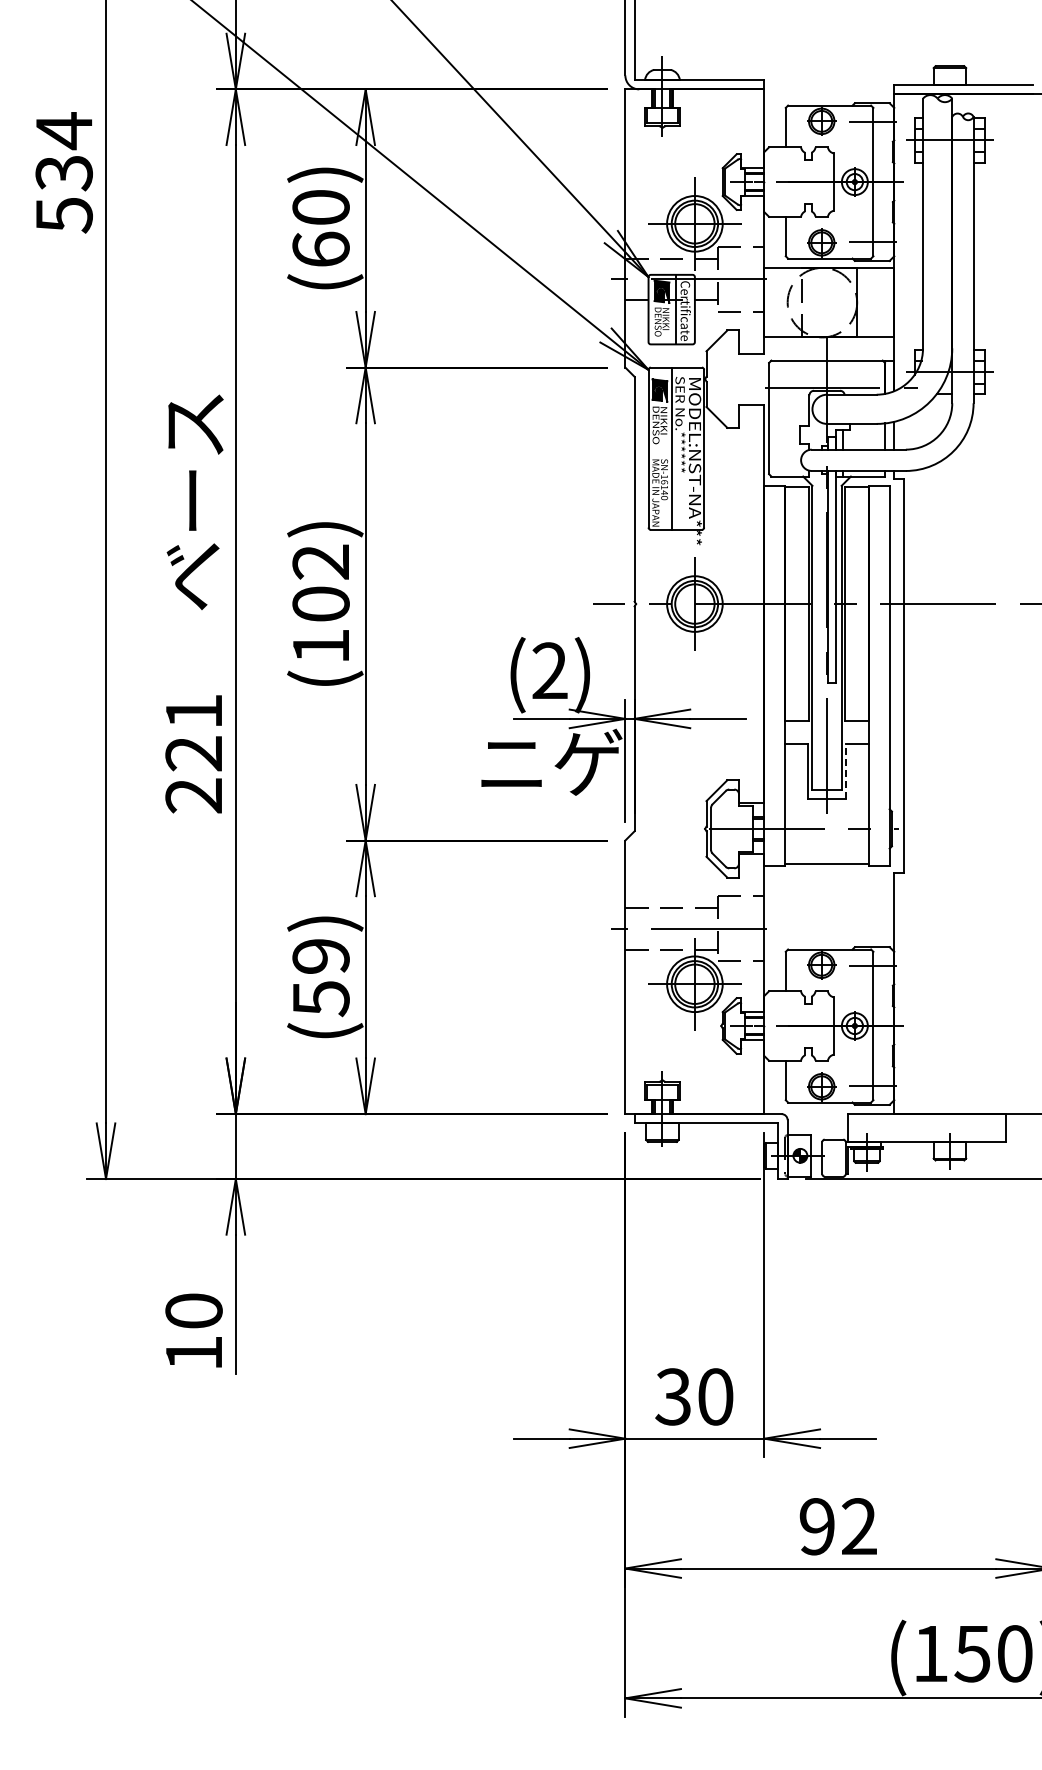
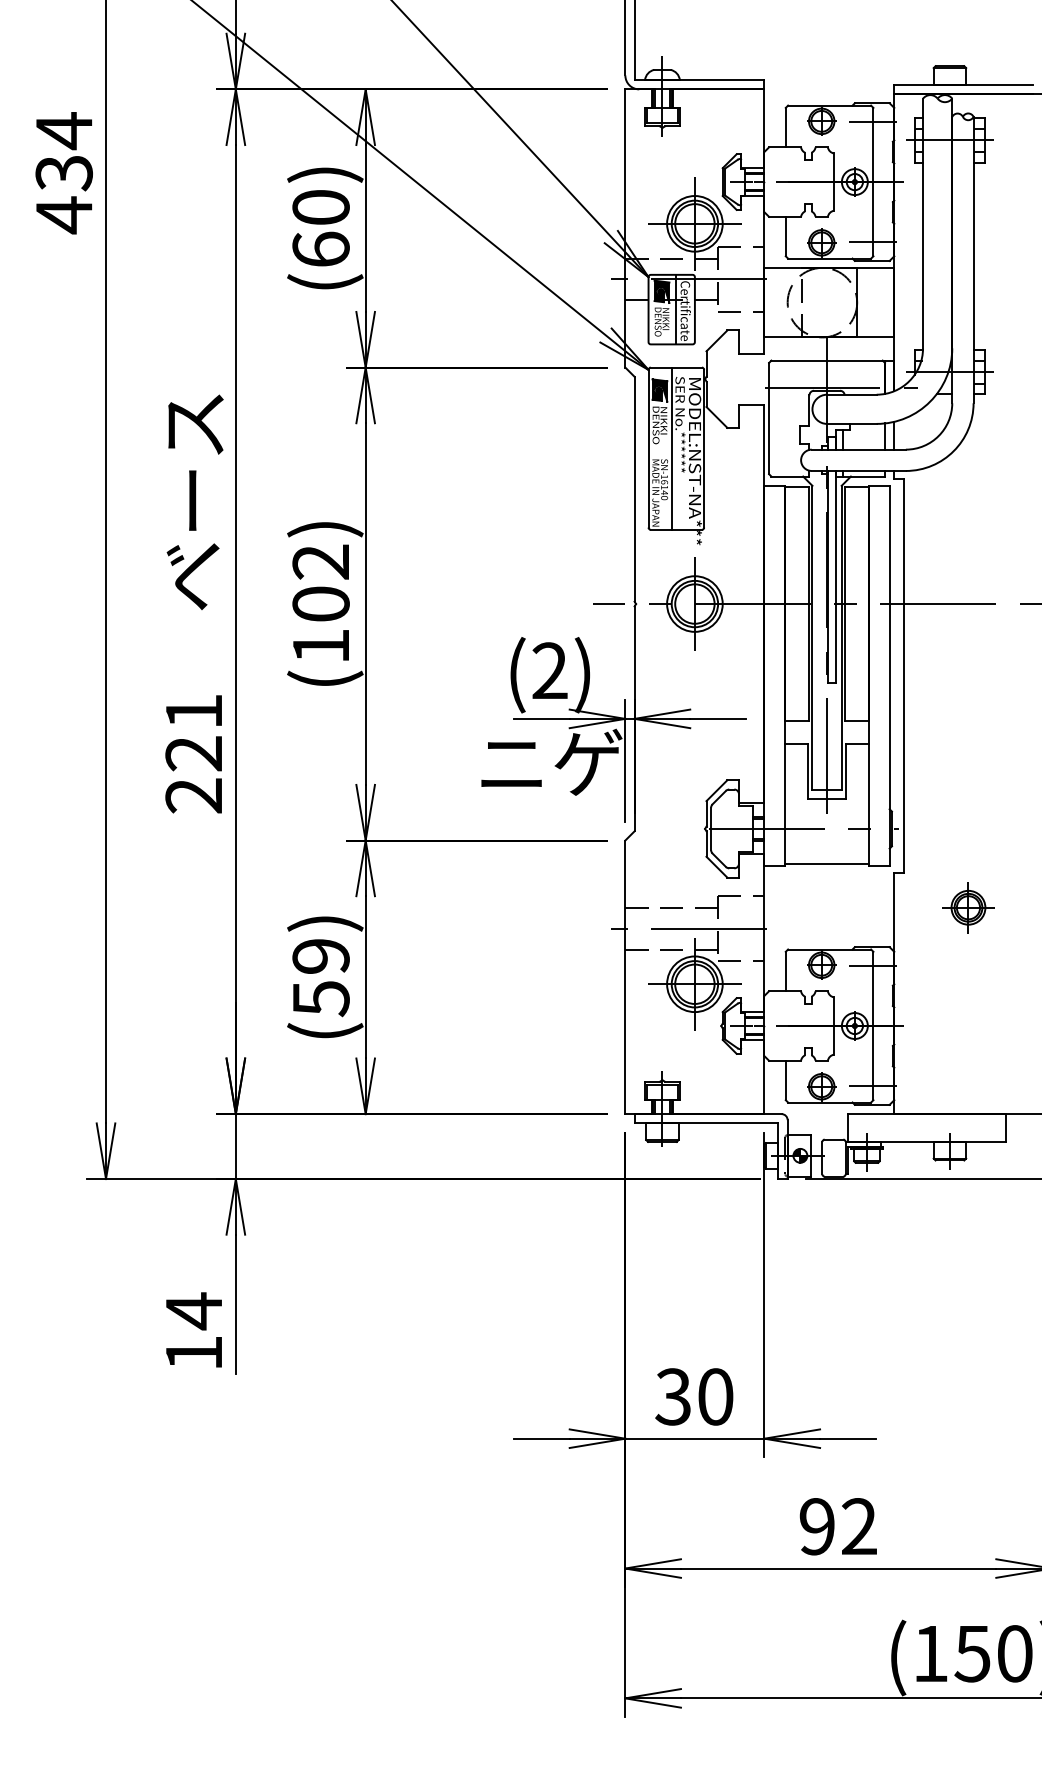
text: 534 -> 434 (64, 215)
line: dashed -> solid (846, 771)
part: none -> present (968, 907)
text: 10 -> 14 (193, 1311)
